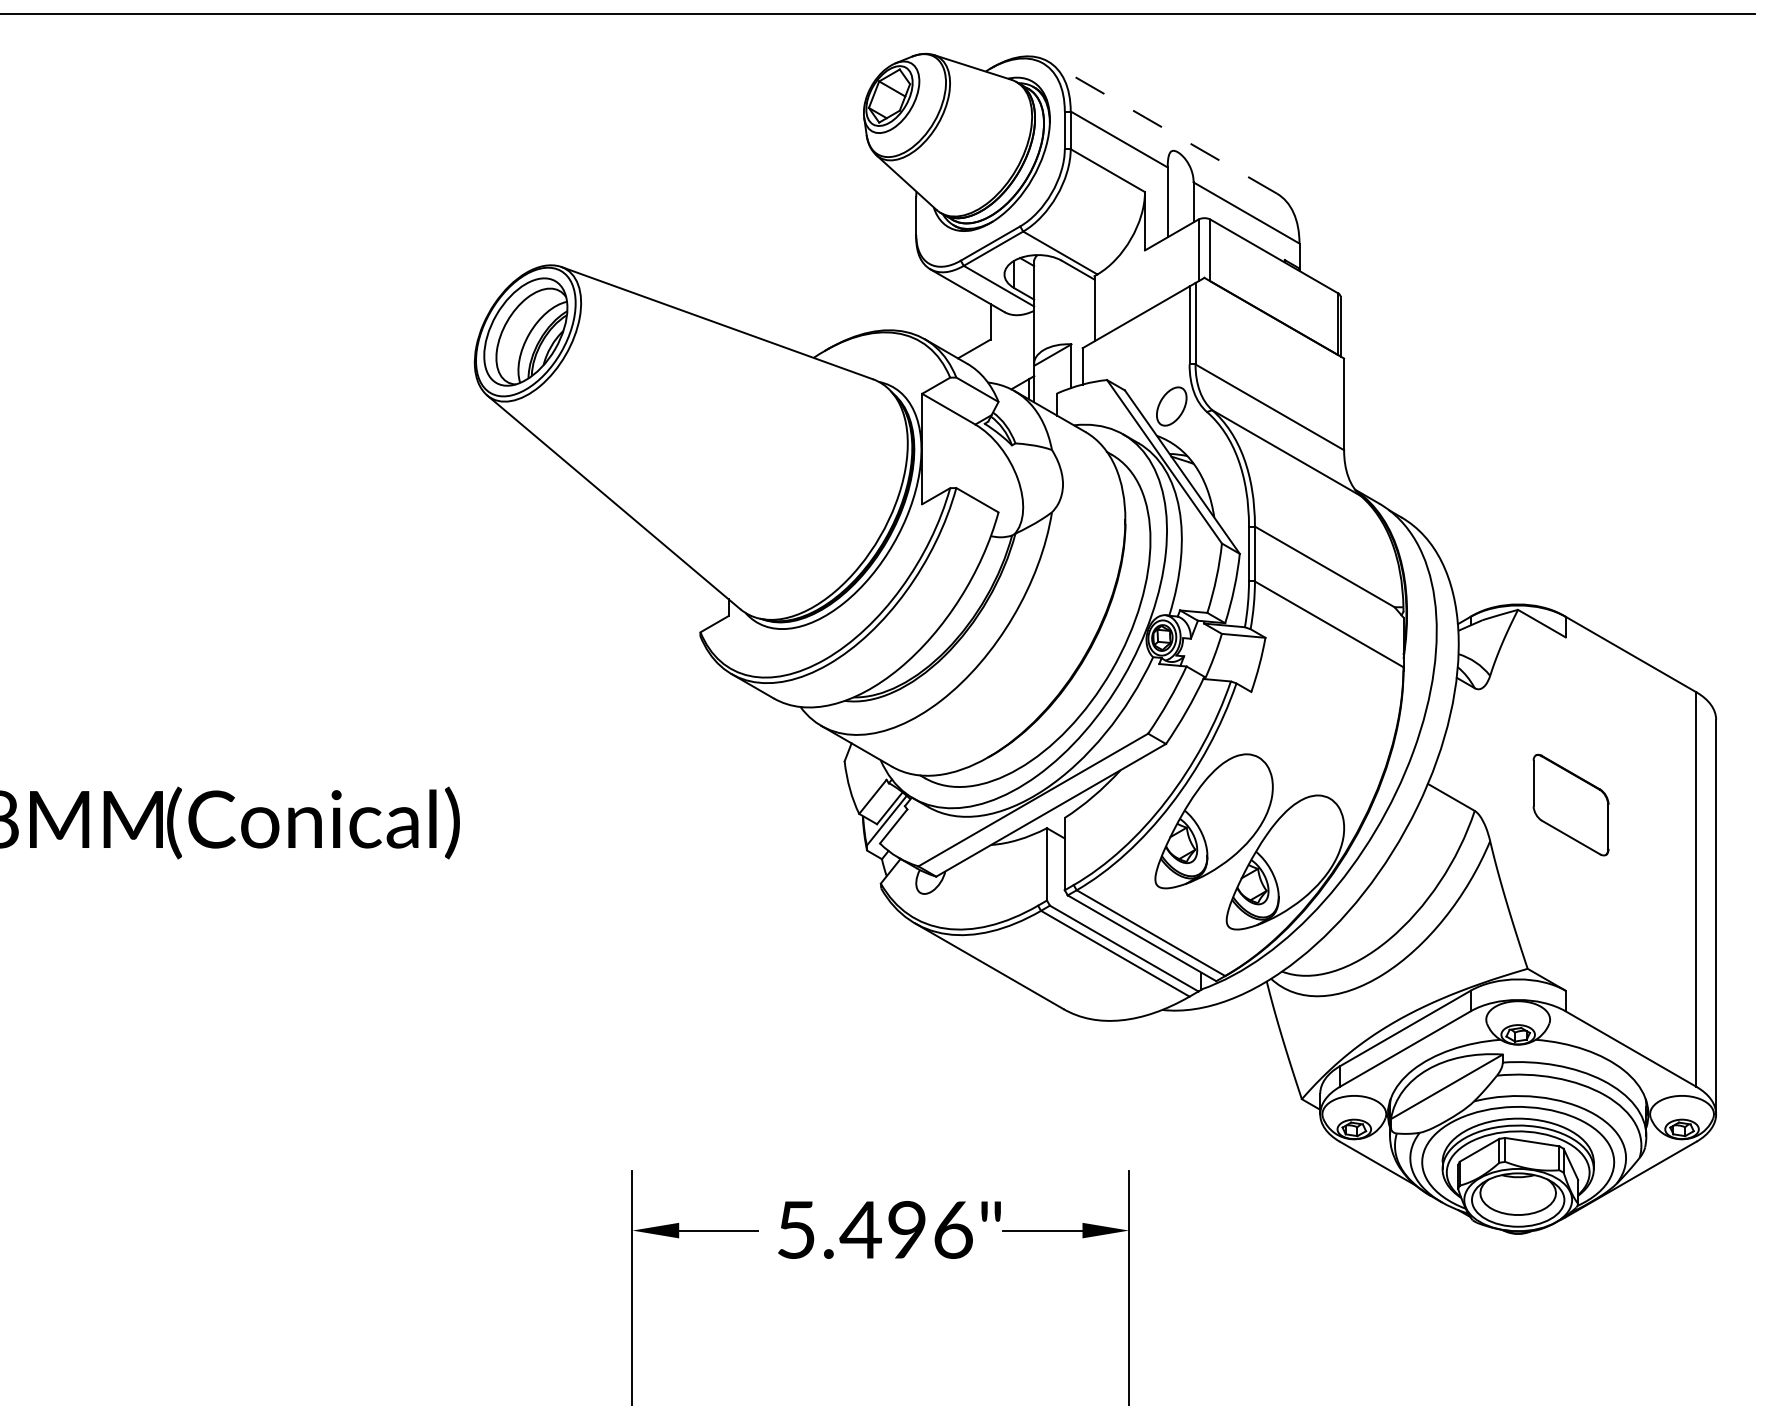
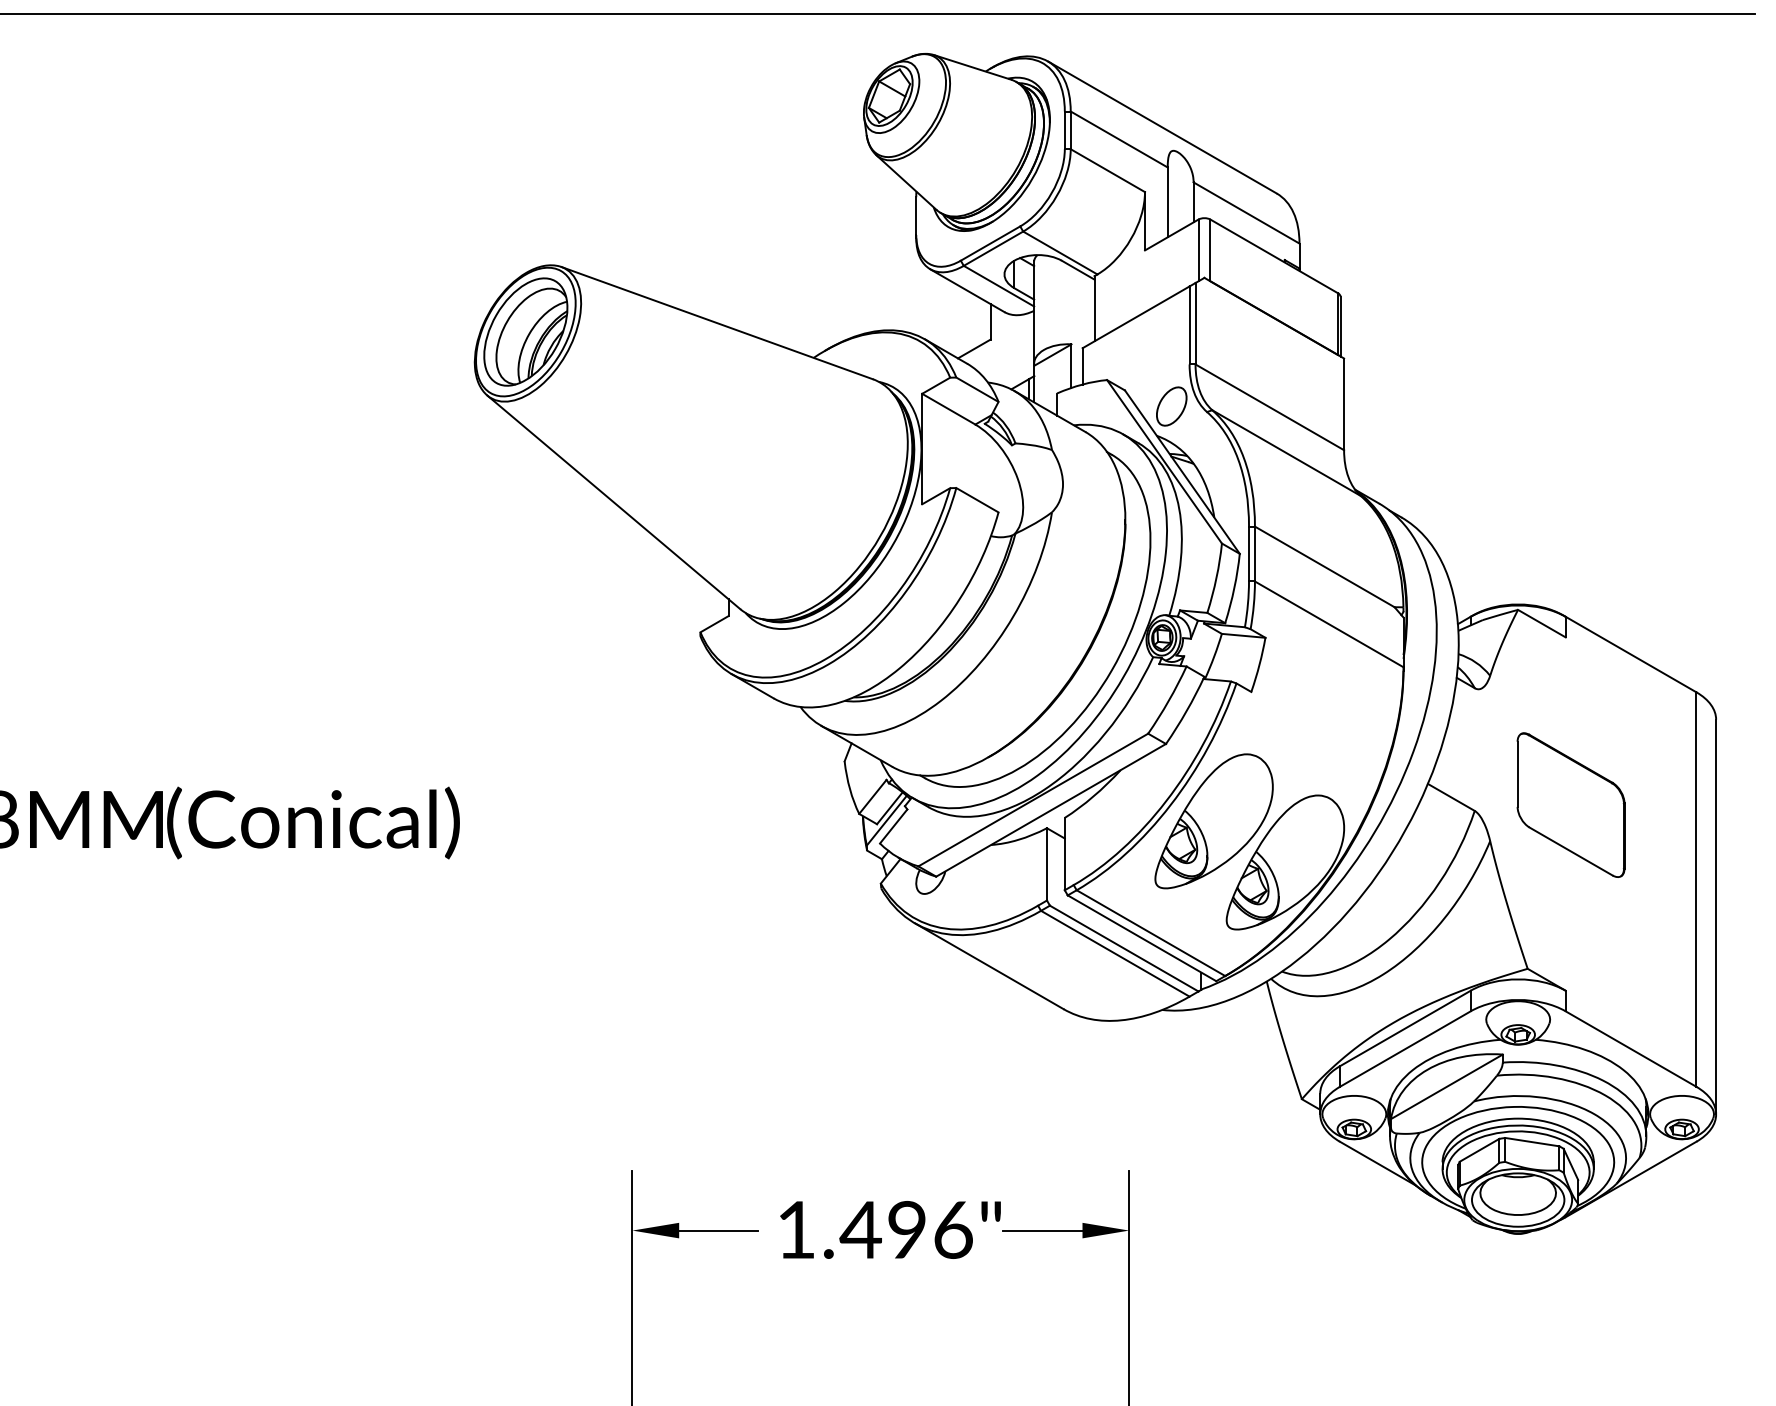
line: dashed -> solid (1162, 127)
part size: 78x104 px -> 110x146 px (1570, 804)
text: 5.496" -> 1.496" (796, 1229)
